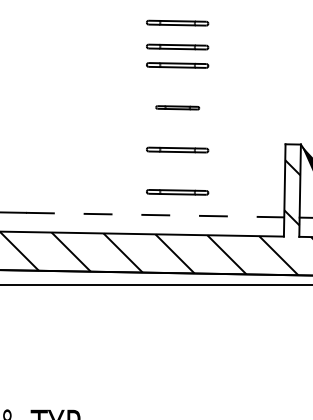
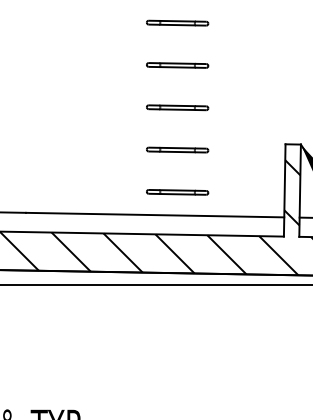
part: present -> none (177, 46)
part size: 46x6 px -> 64x8 px (177, 107)
line: dashed -> solid (155, 215)
